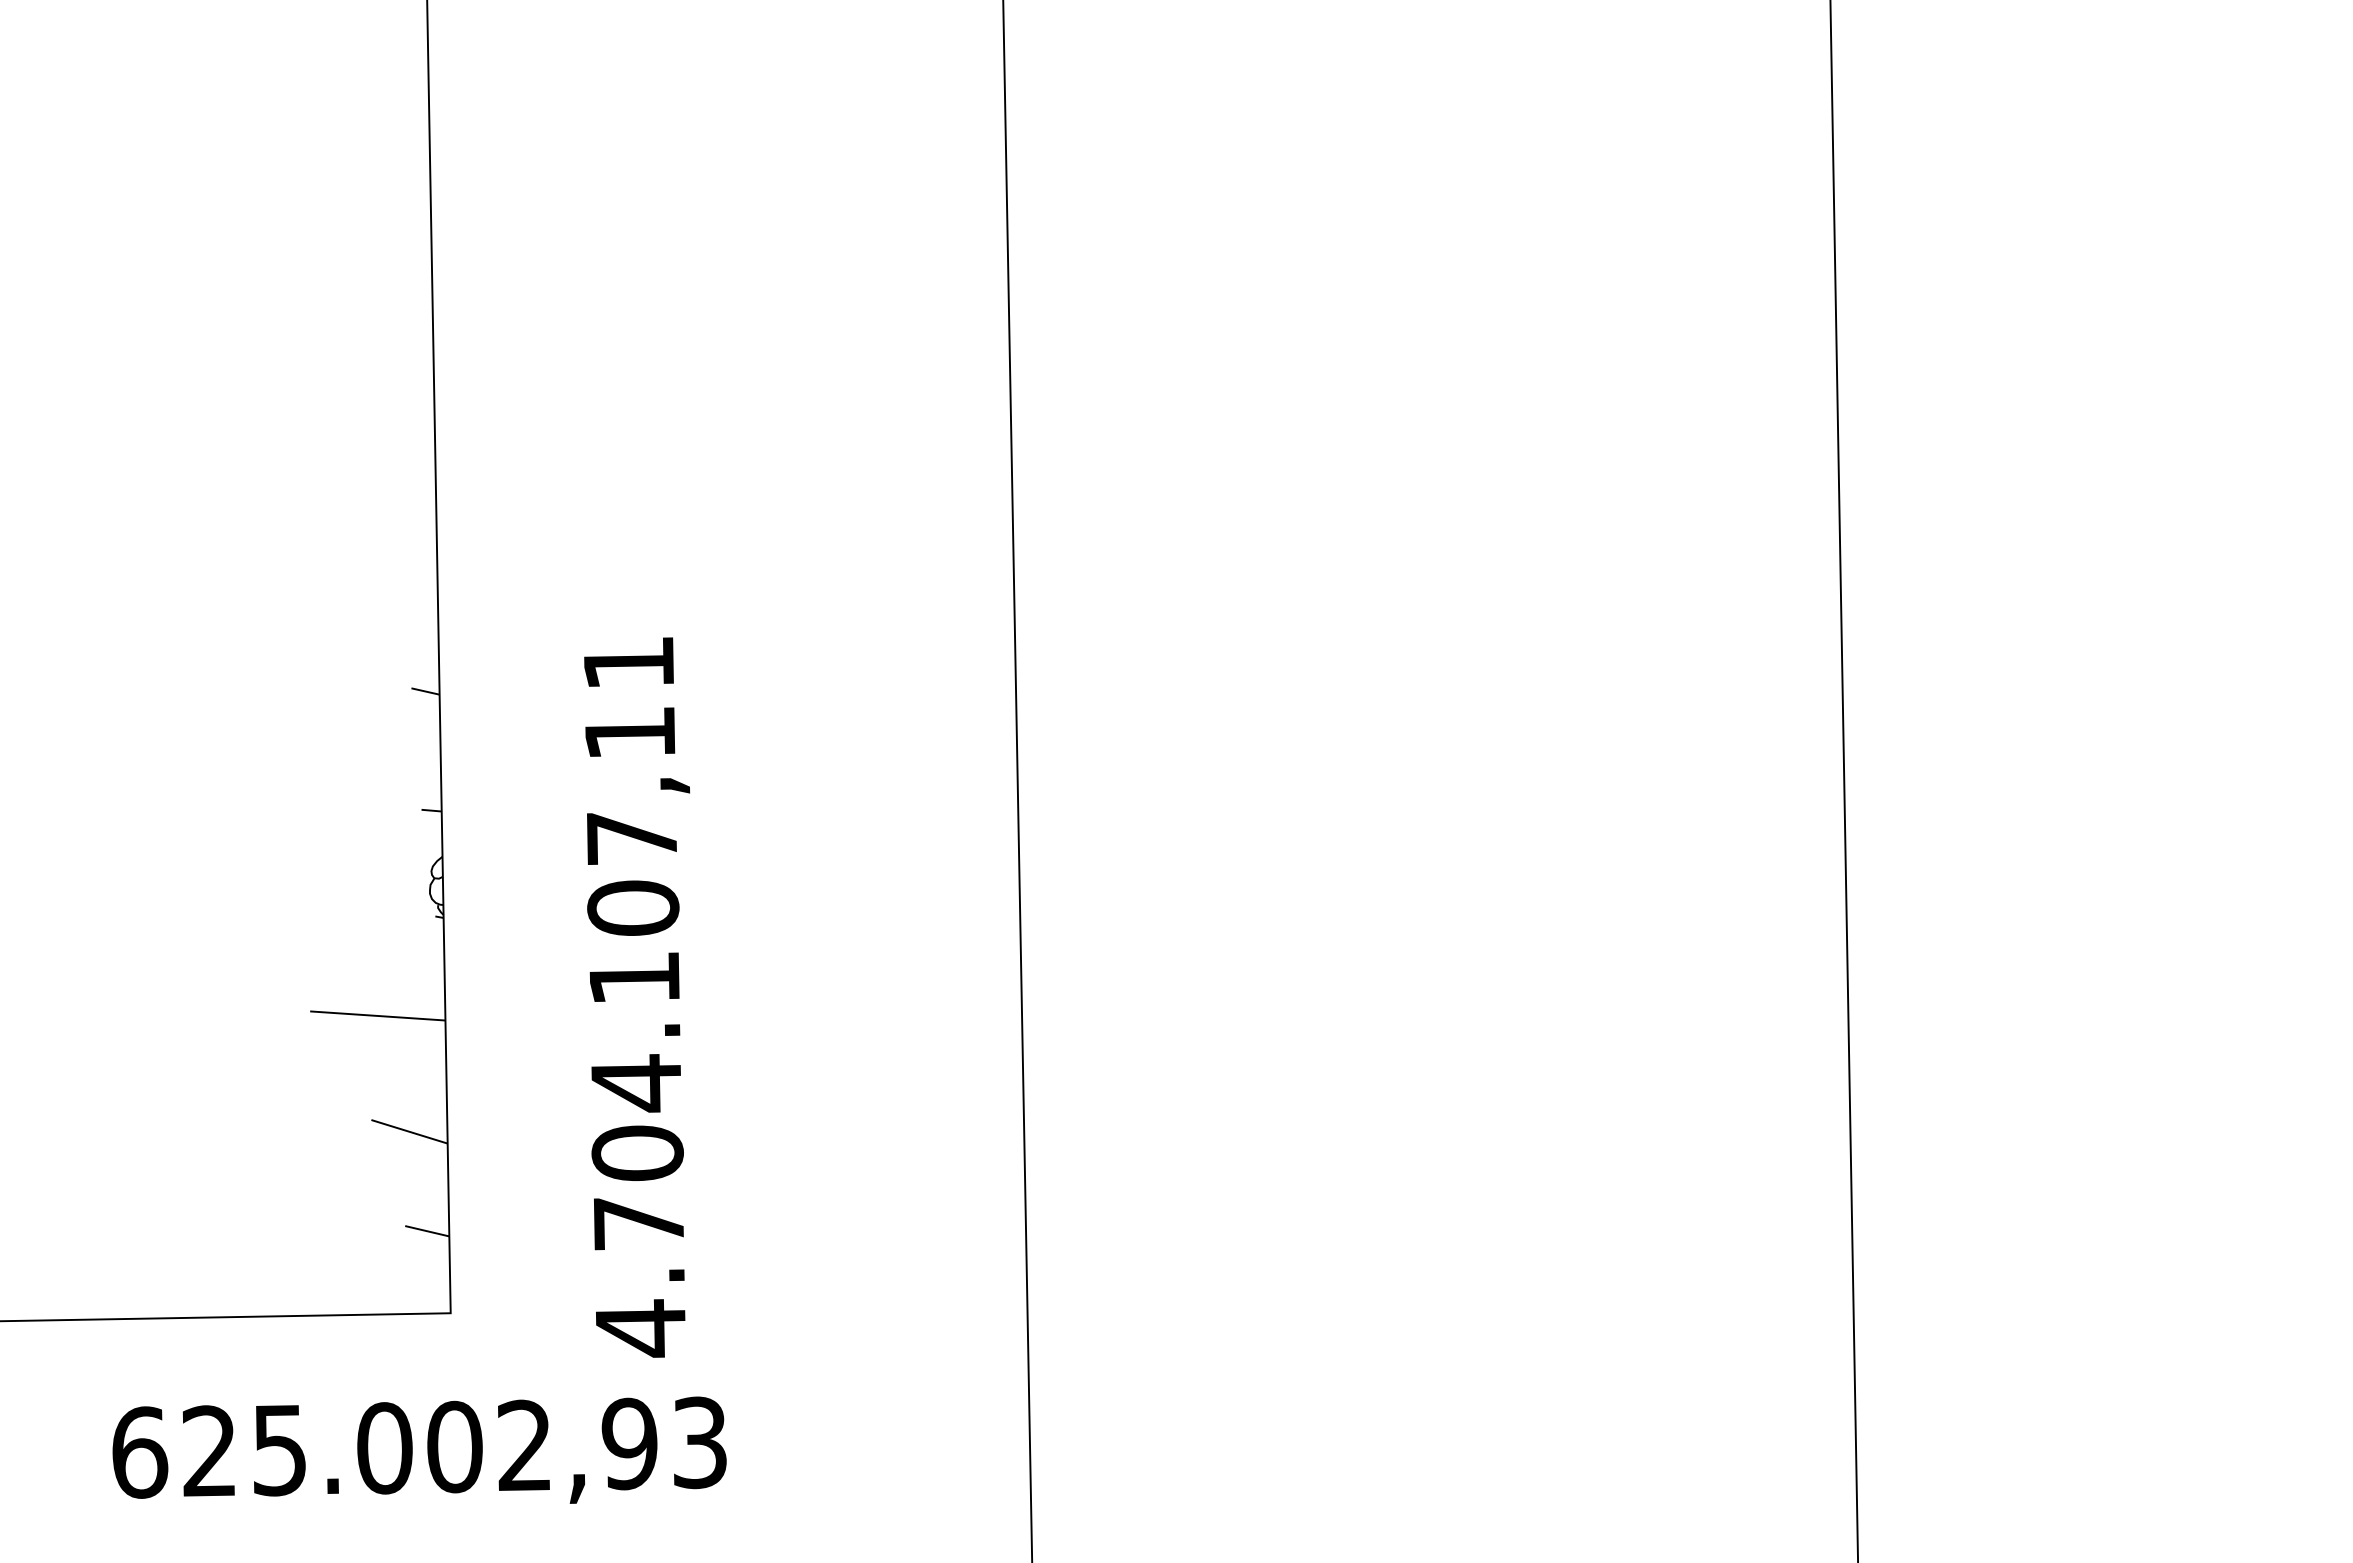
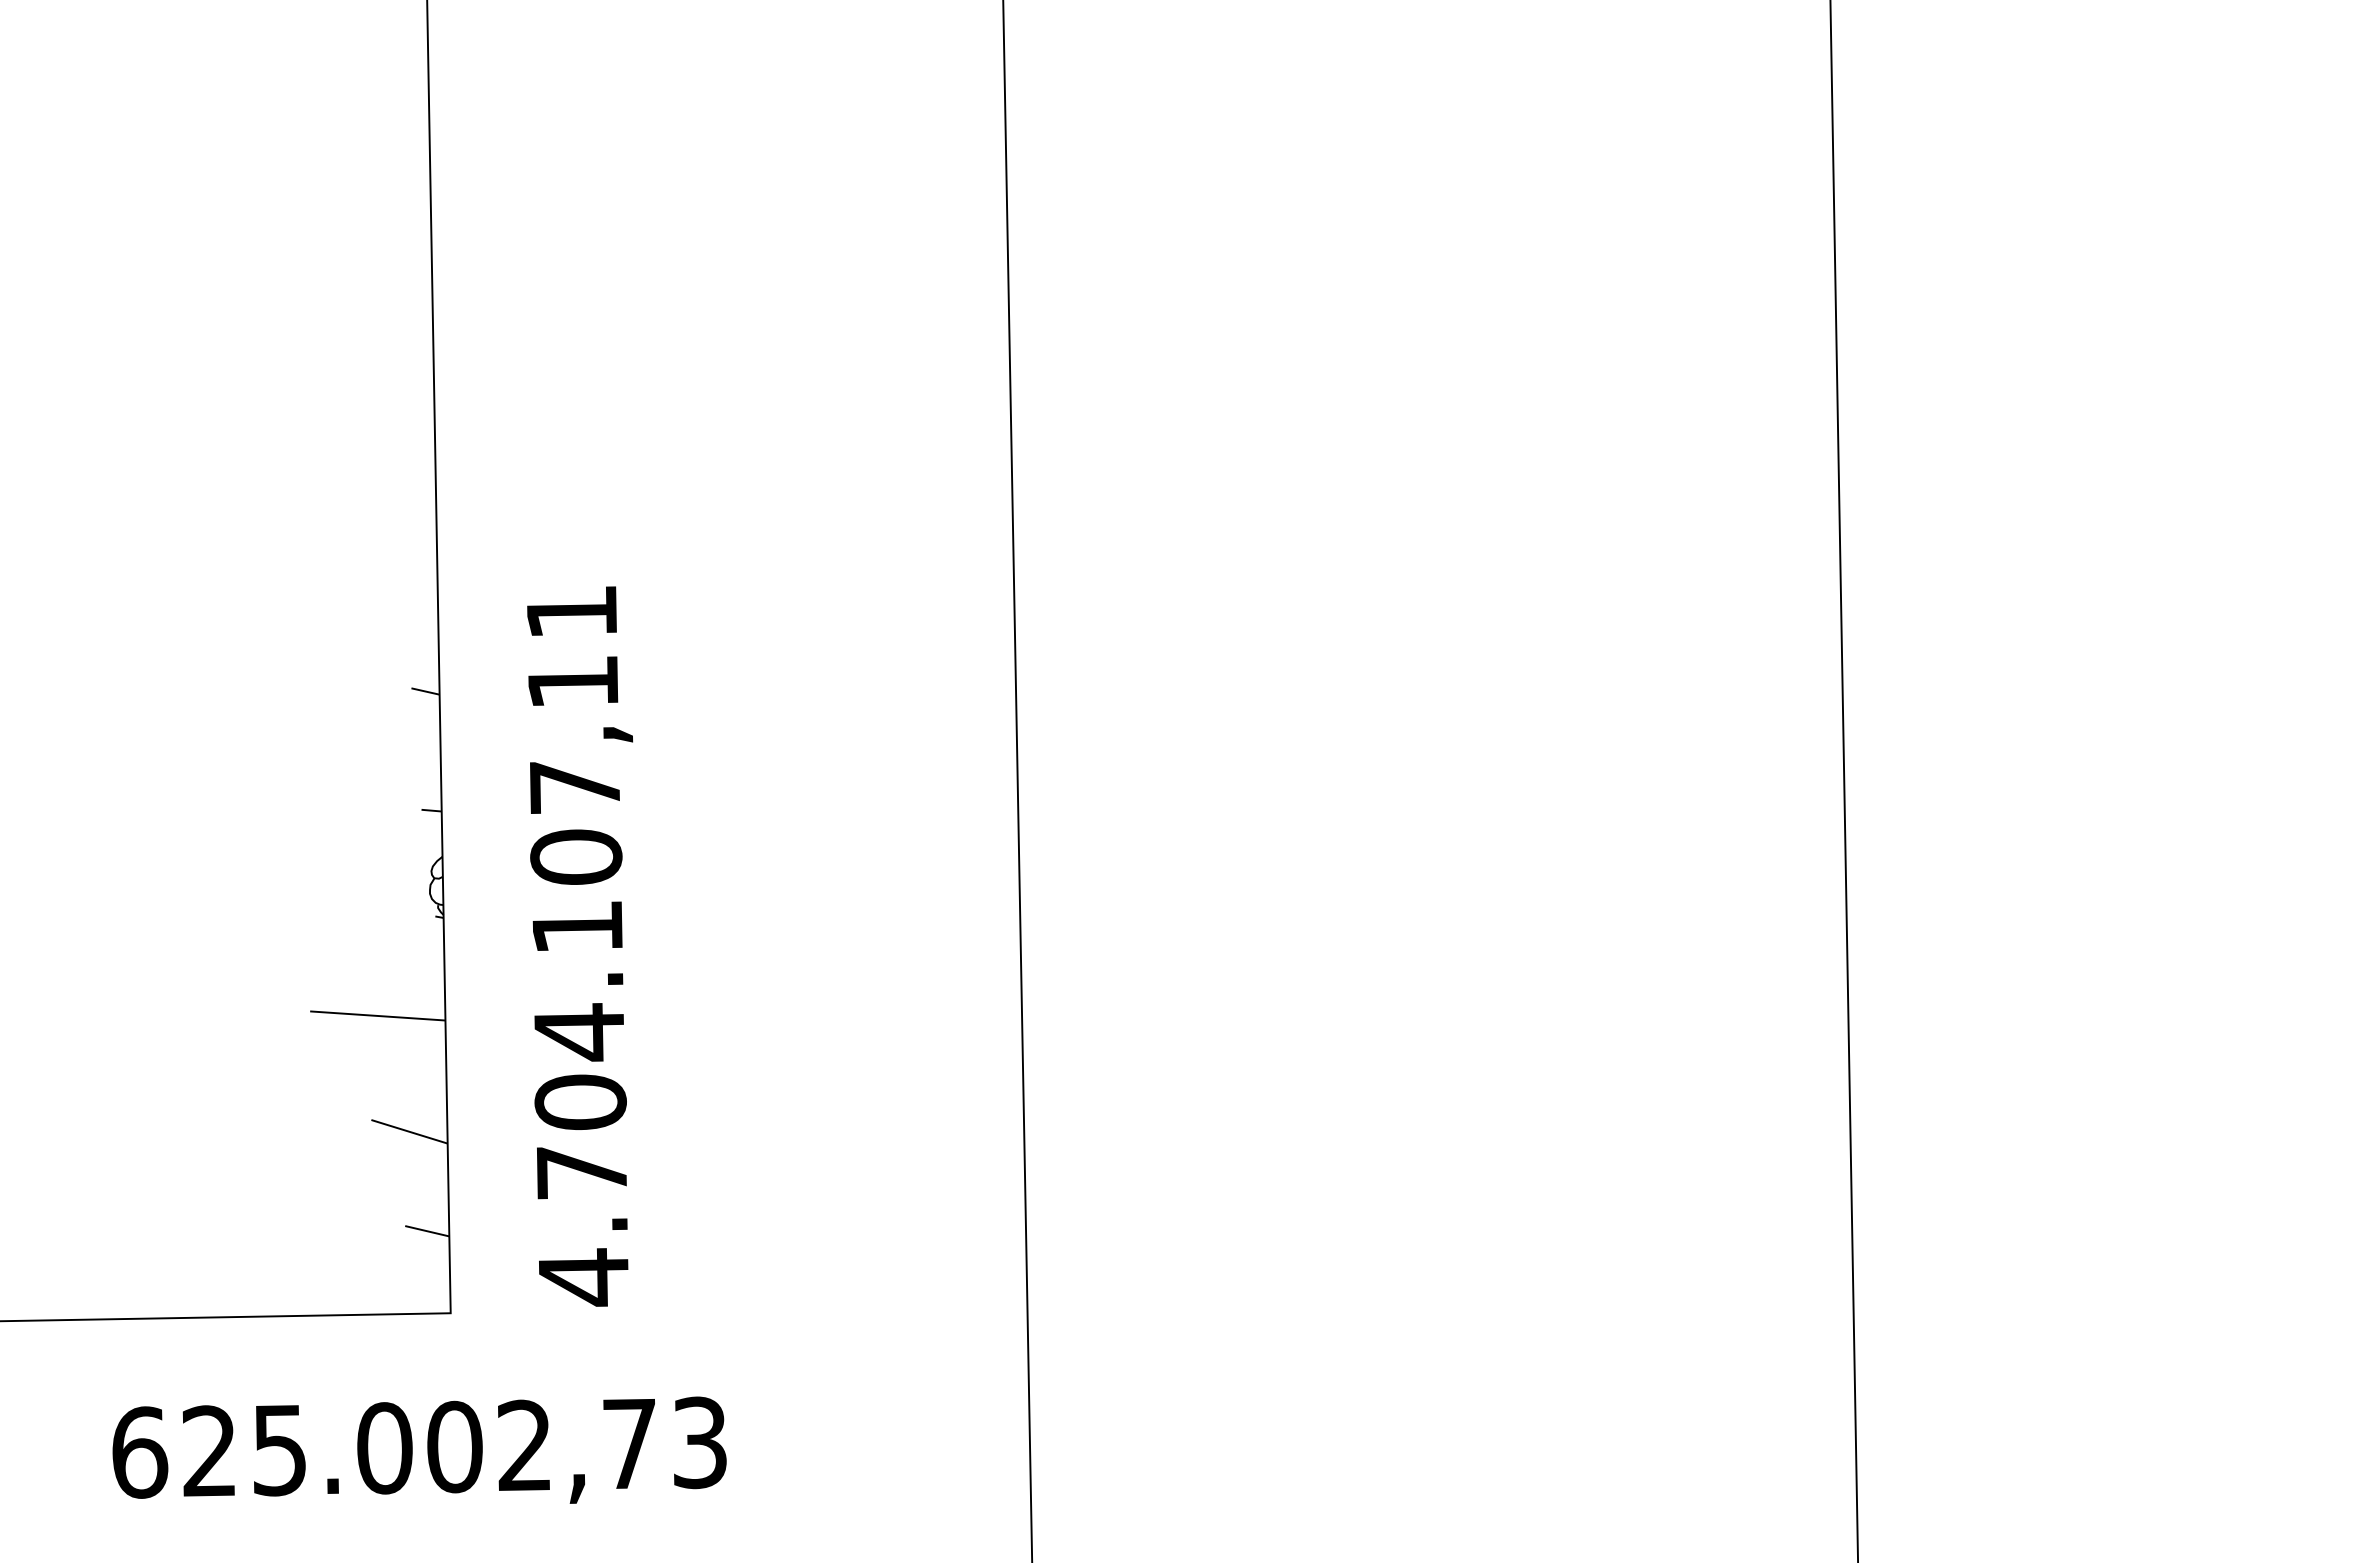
text position: (636, 997) -> (579, 946) (579, 946)
text: 625.002,93 -> 625.002,73 (629, 1443)
